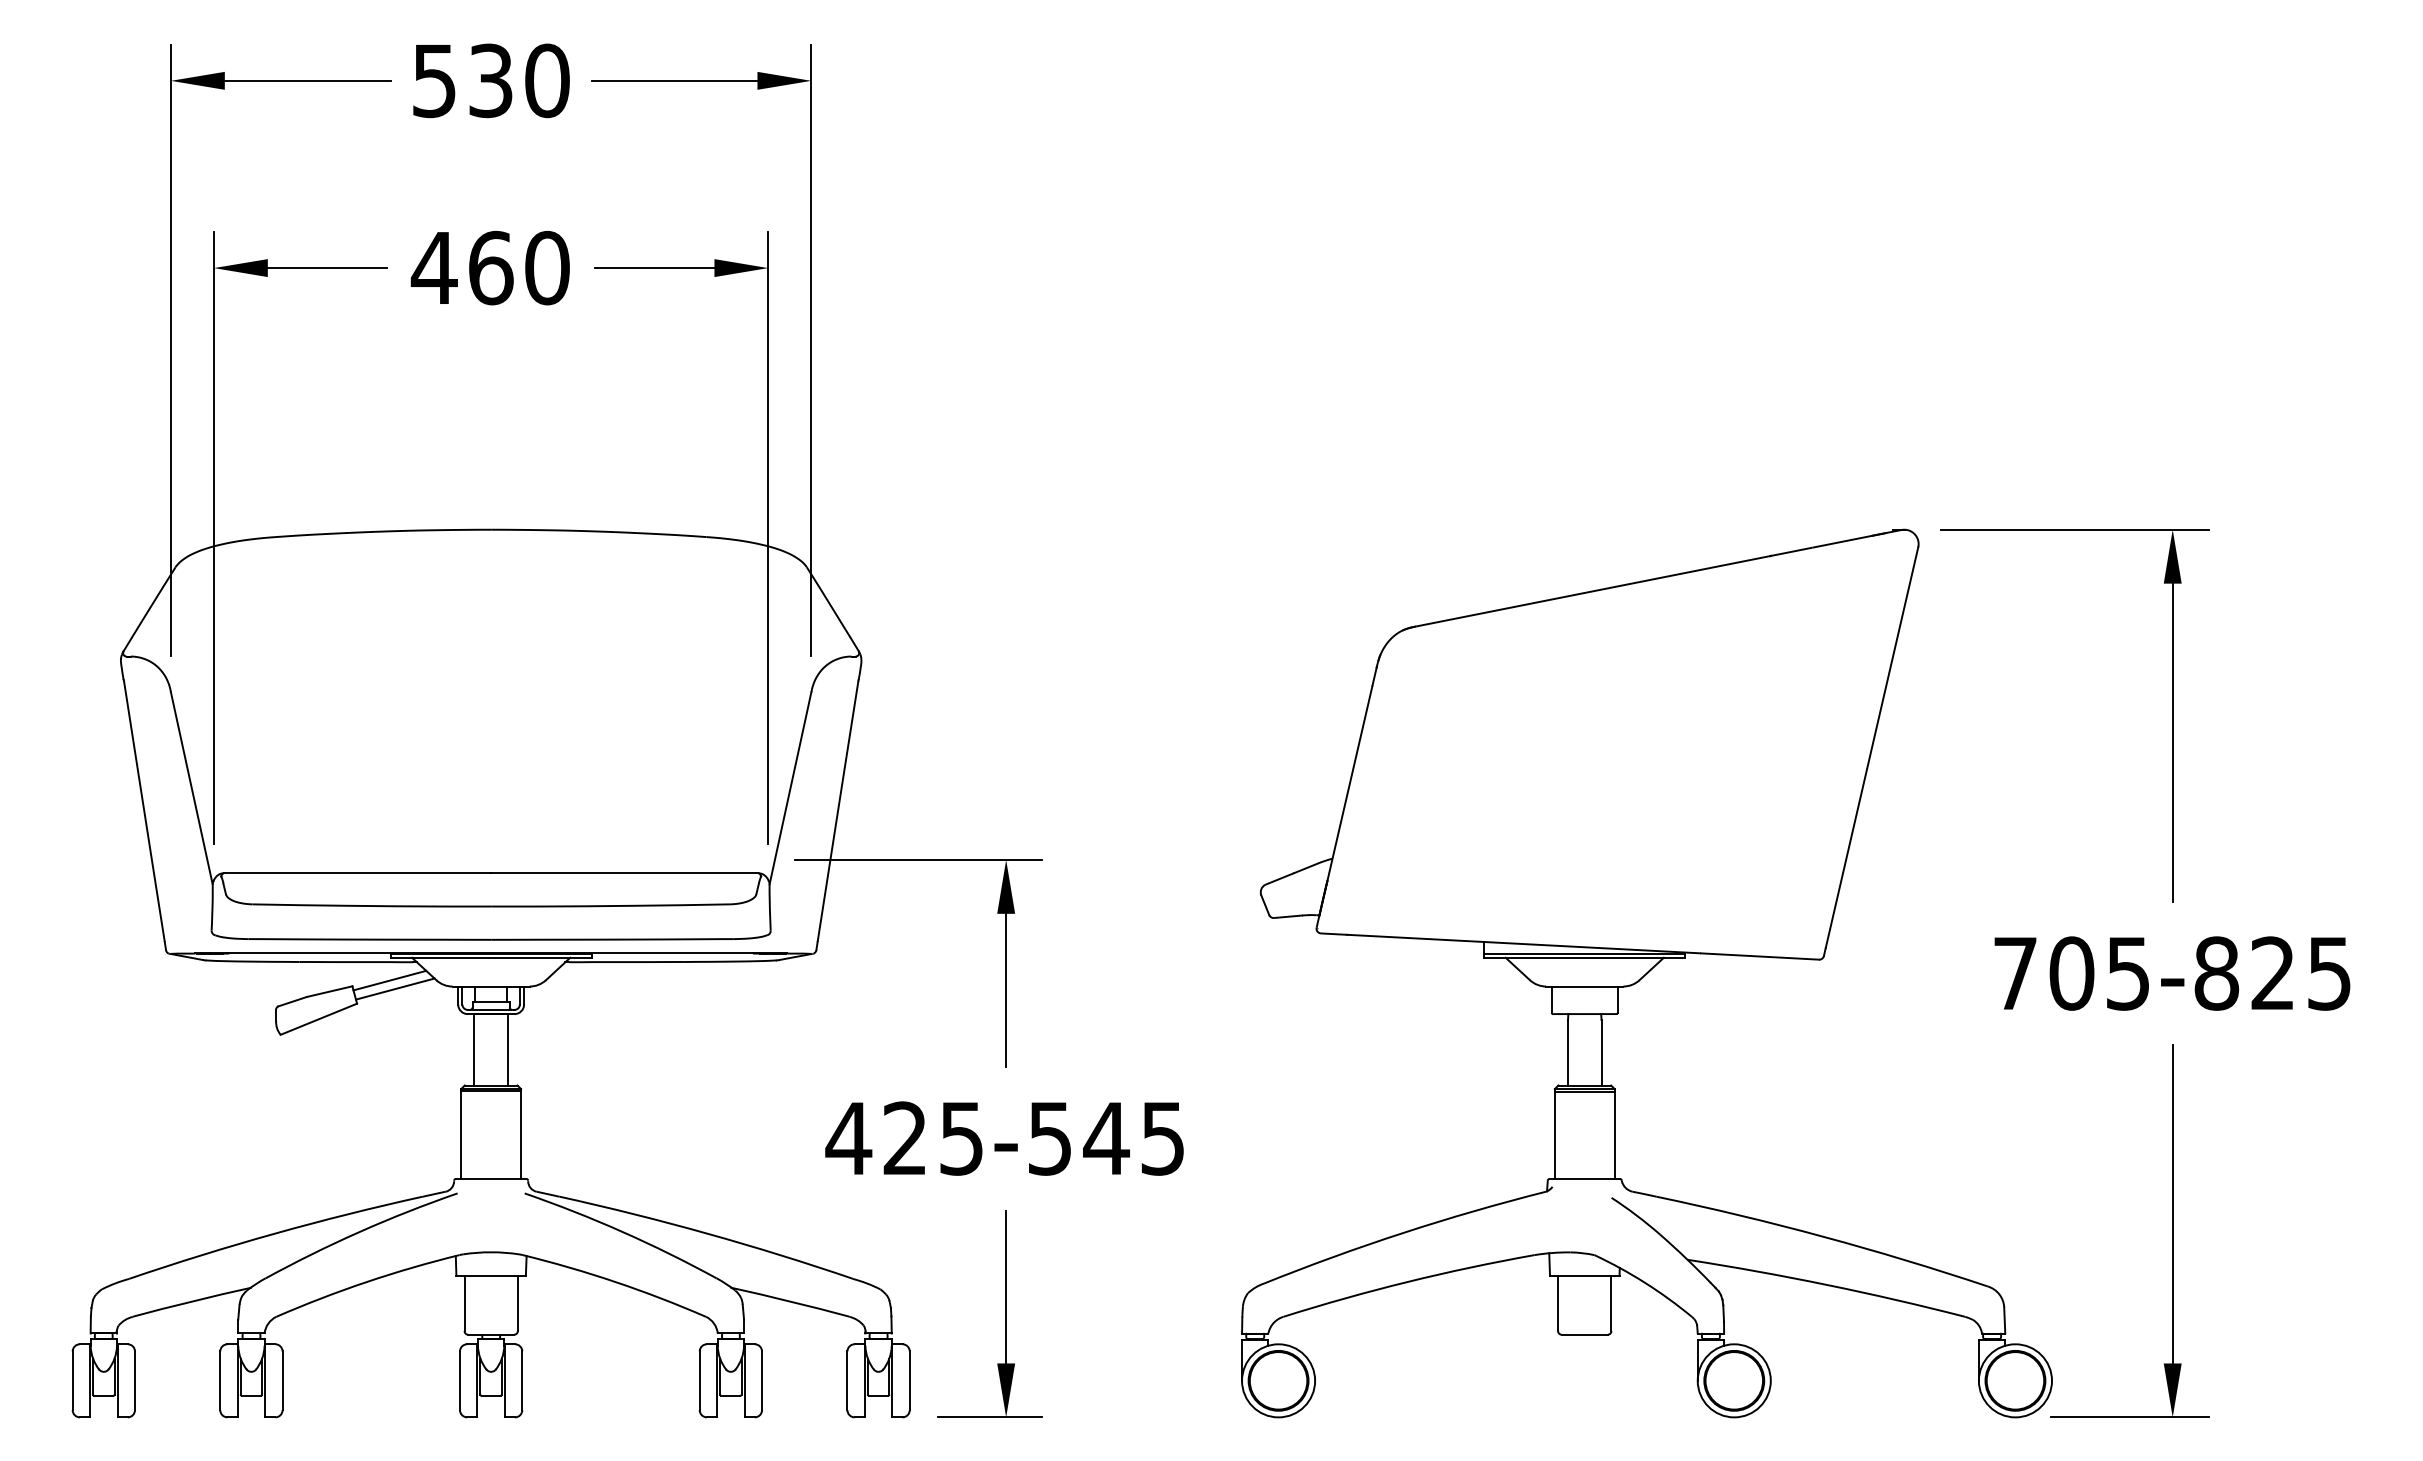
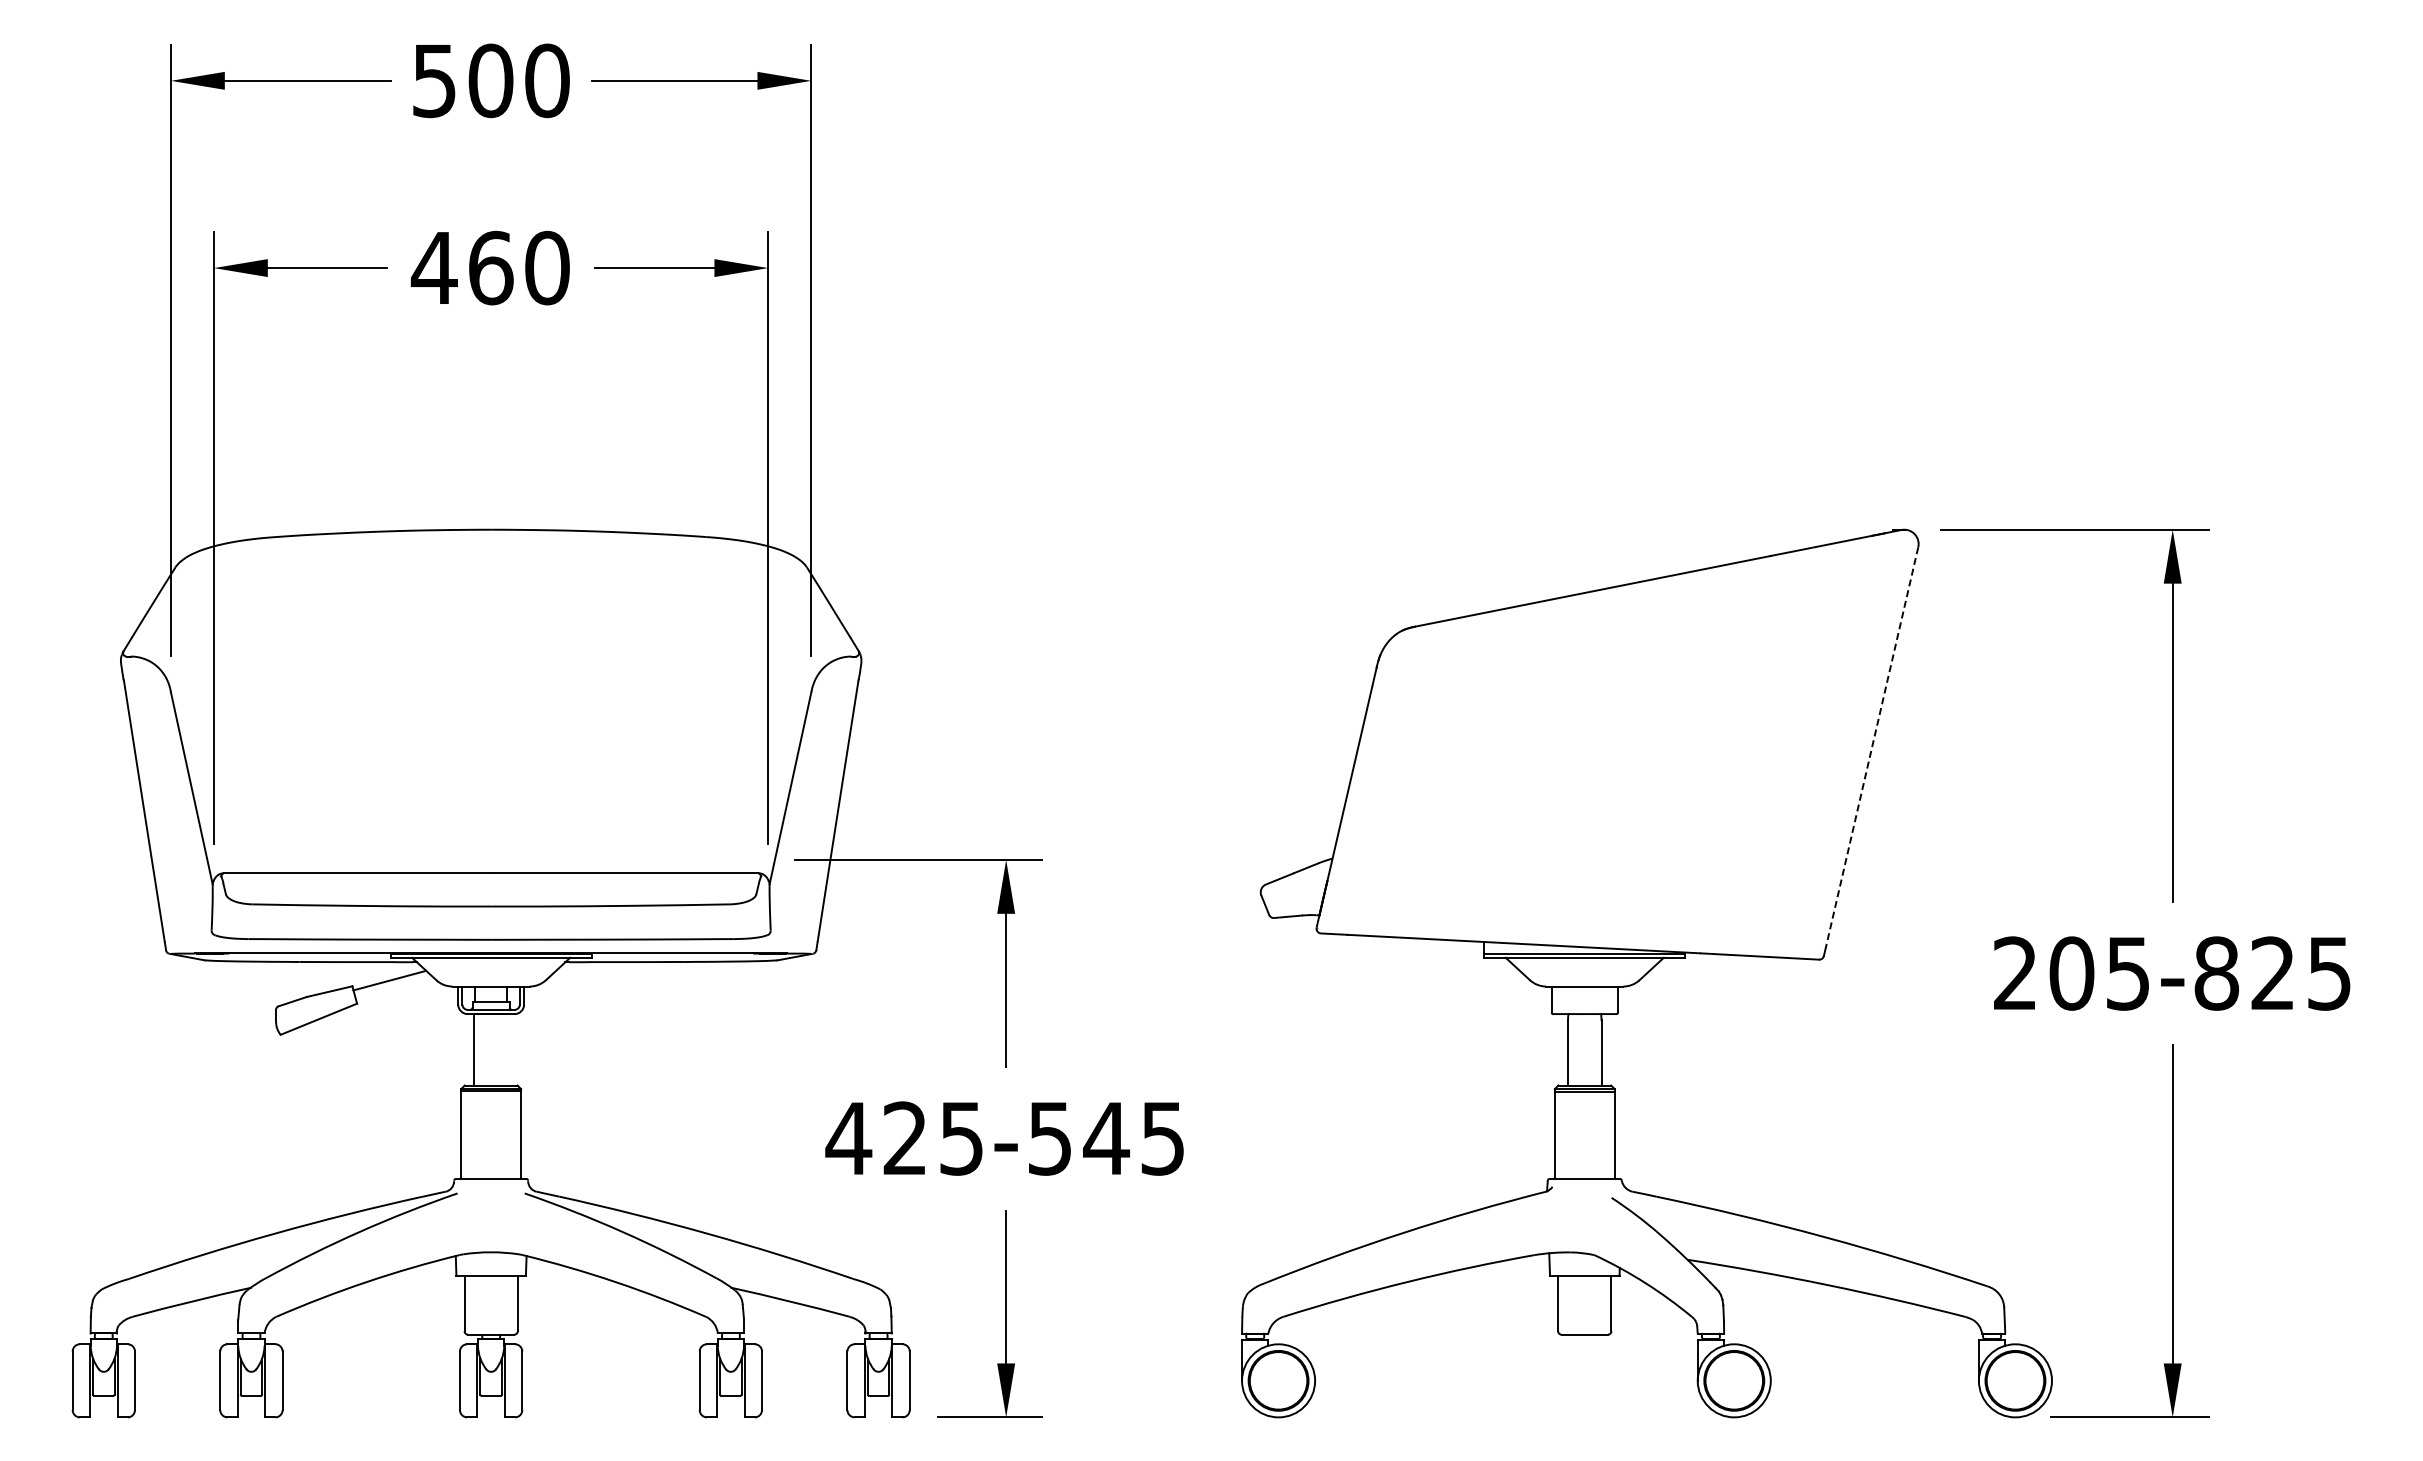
text: 530 -> 500 (490, 80)
line: solid -> dashed (1872, 747)
text: 705-825 -> 205-825 (2015, 972)
line: present -> none (395, 988)
line: present -> none (507, 1050)
